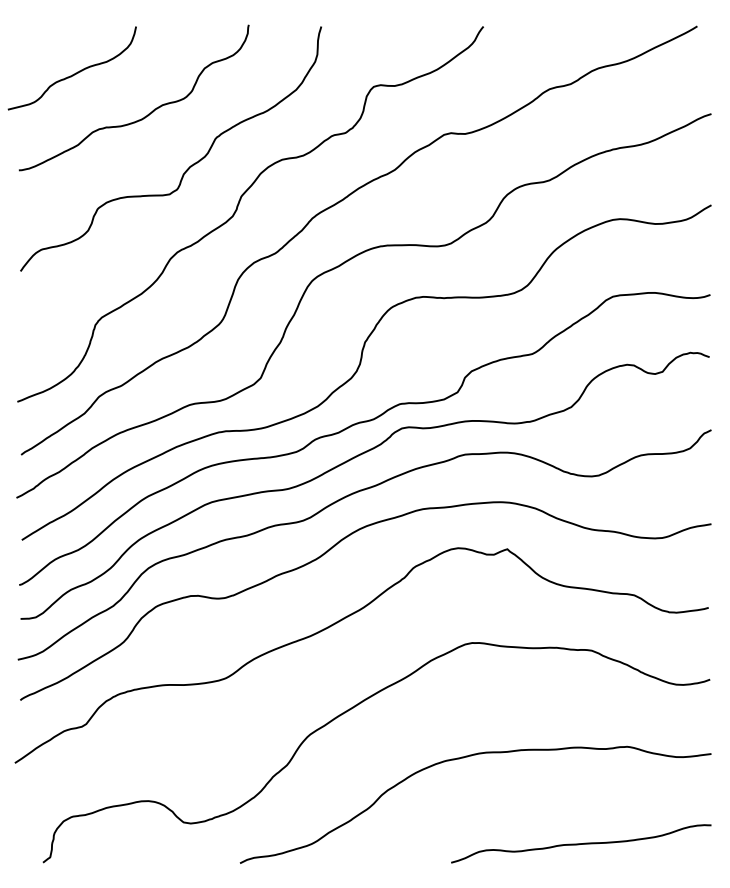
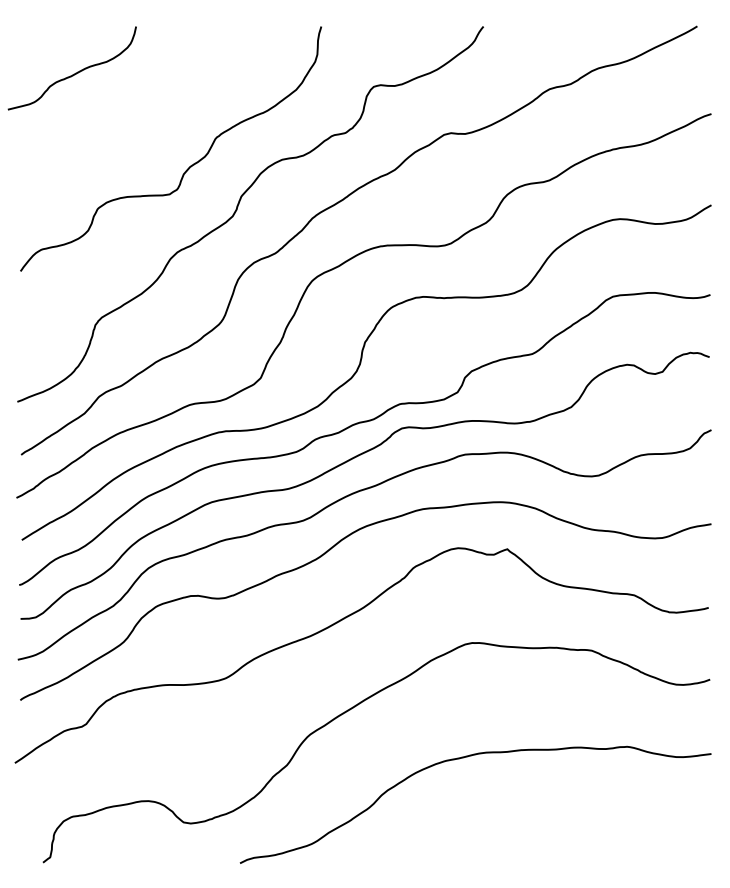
curve: present -> none (148, 113)
curve: present -> none (581, 843)
